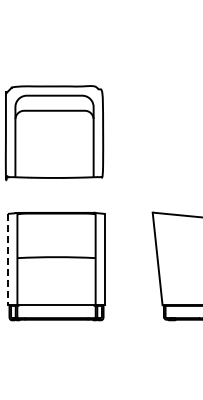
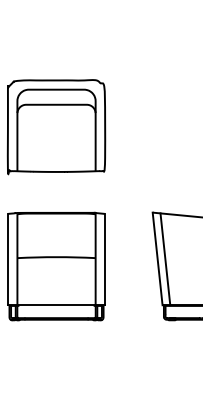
part position: (54, 133) -> (56, 127) (56, 127)
line: dashed -> solid (7, 259)
line: none -> present (165, 259)
